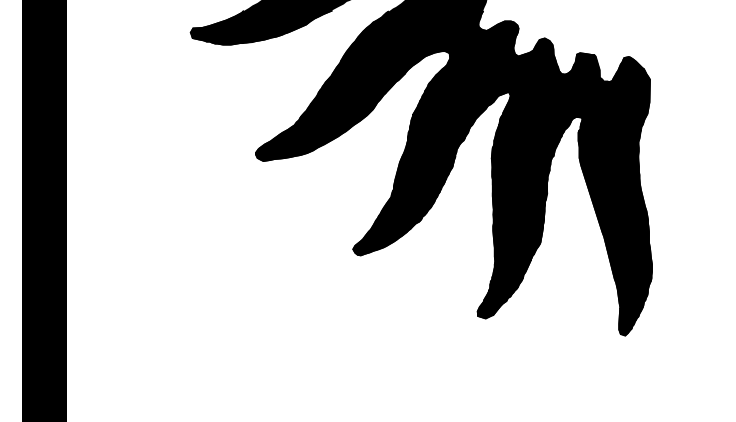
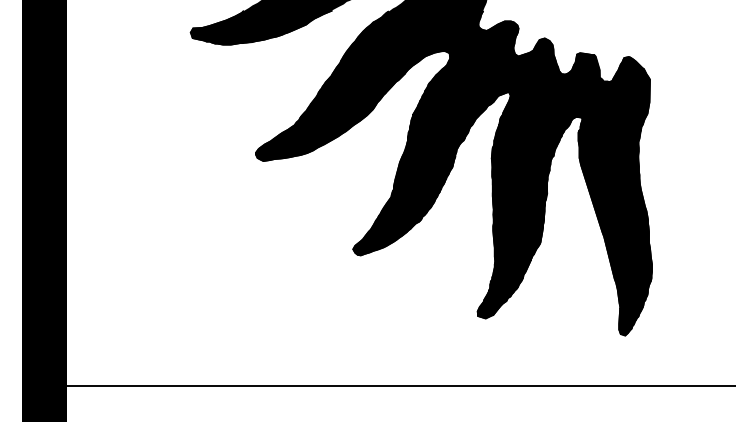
line: none -> present (388, 386)
